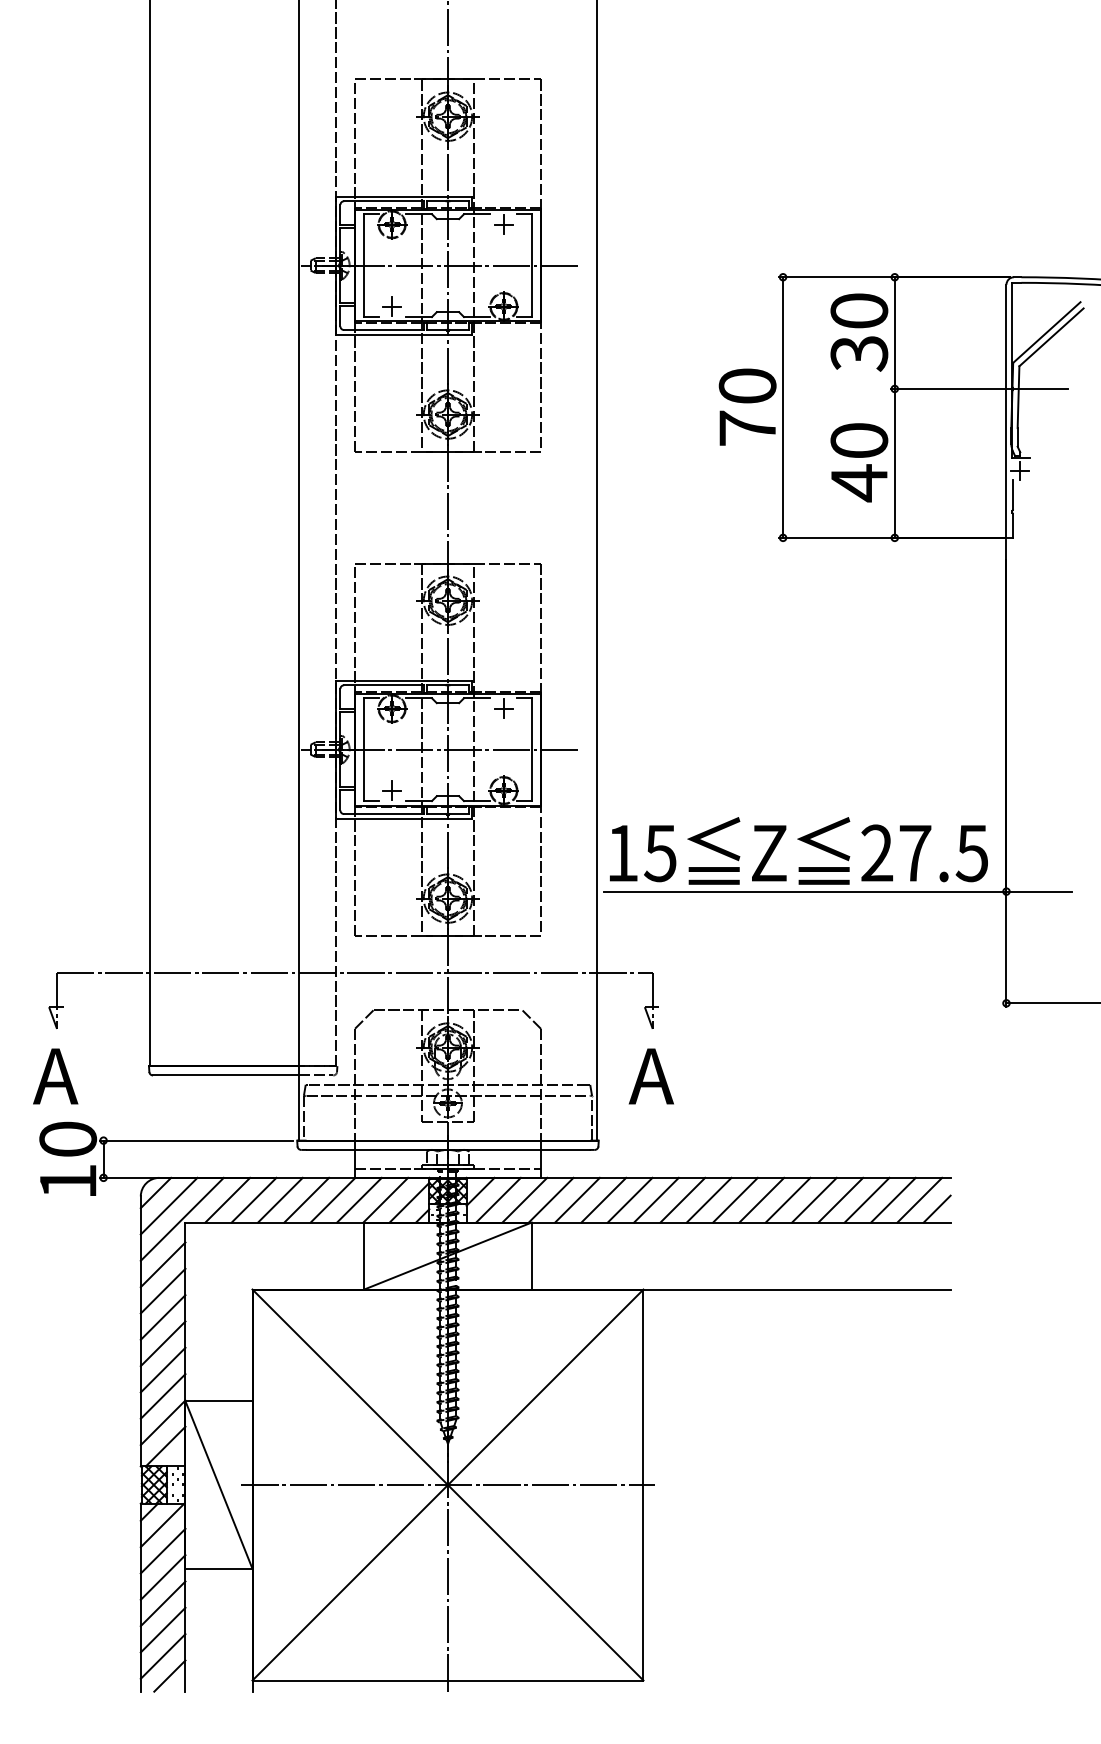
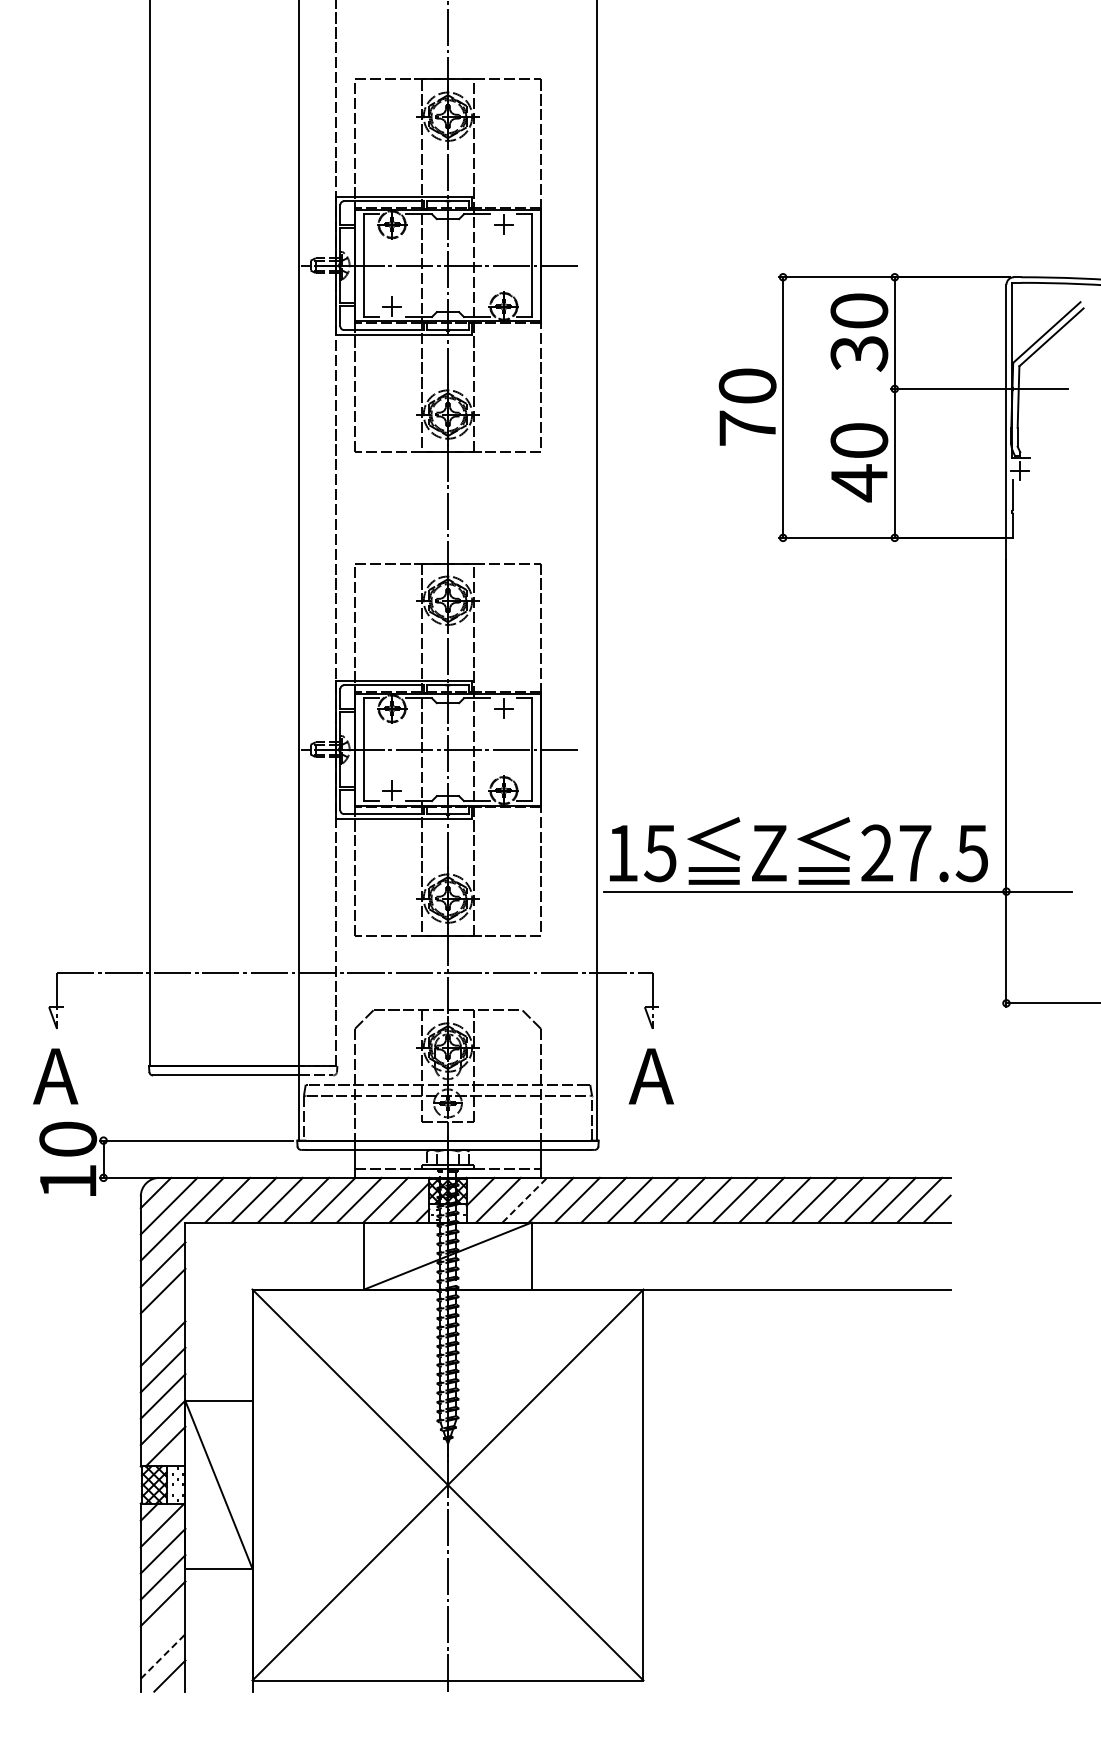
line: solid -> dashed (524, 1200)
line: present -> none (162, 1317)
line: present -> none (447, 1485)
line: present -> none (162, 1629)
line: solid -> dashed (163, 1656)
